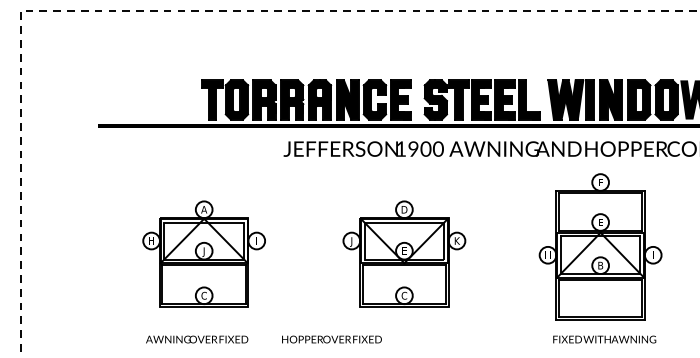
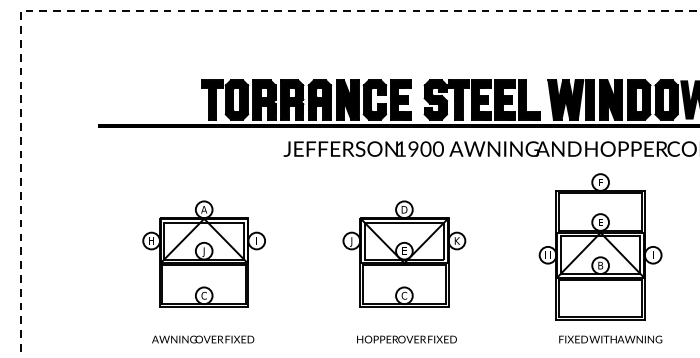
text position: (197, 339) -> (203, 339) (203, 339)
text position: (331, 339) -> (406, 339) (406, 339)
text position: (604, 339) -> (610, 339) (610, 339)
